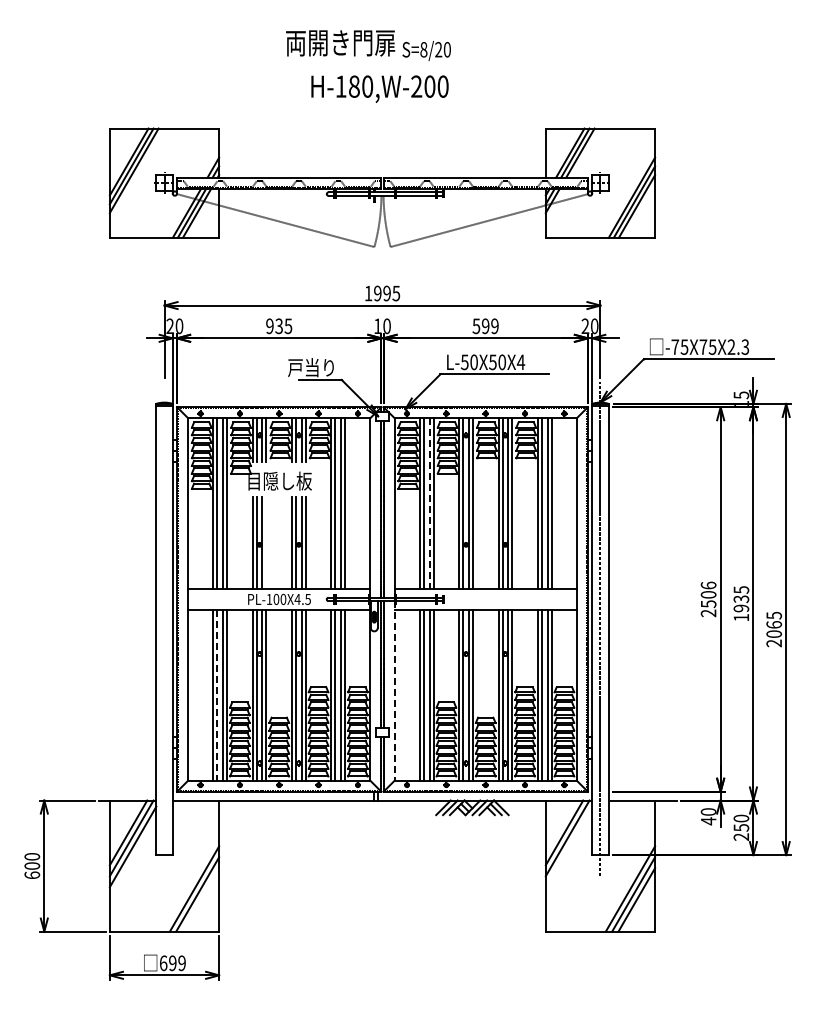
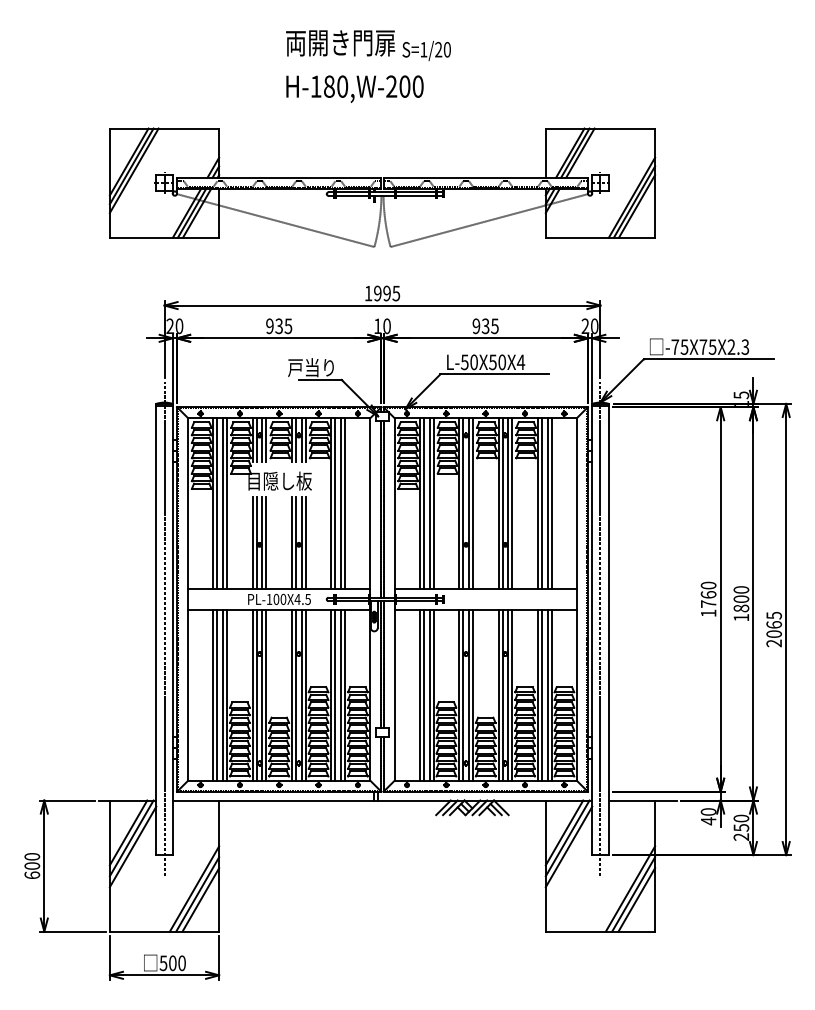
text: S=8/20 -> S=1/20 (423, 49)
text position: (379, 88) -> (354, 88) (354, 88)
text: 599 -> 935 (485, 326)
line: dashed -> solid (429, 503)
line: none -> present (266, 542)
text: 2506 -> 1760 (708, 599)
text: 1935 -> 1800 (741, 599)
line: none -> present (164, 629)
line: dashed -> solid (394, 691)
line: dashed -> solid (217, 696)
line: none -> present (568, 846)
line: none -> present (200, 899)
text: 699 -> 500 (172, 963)
